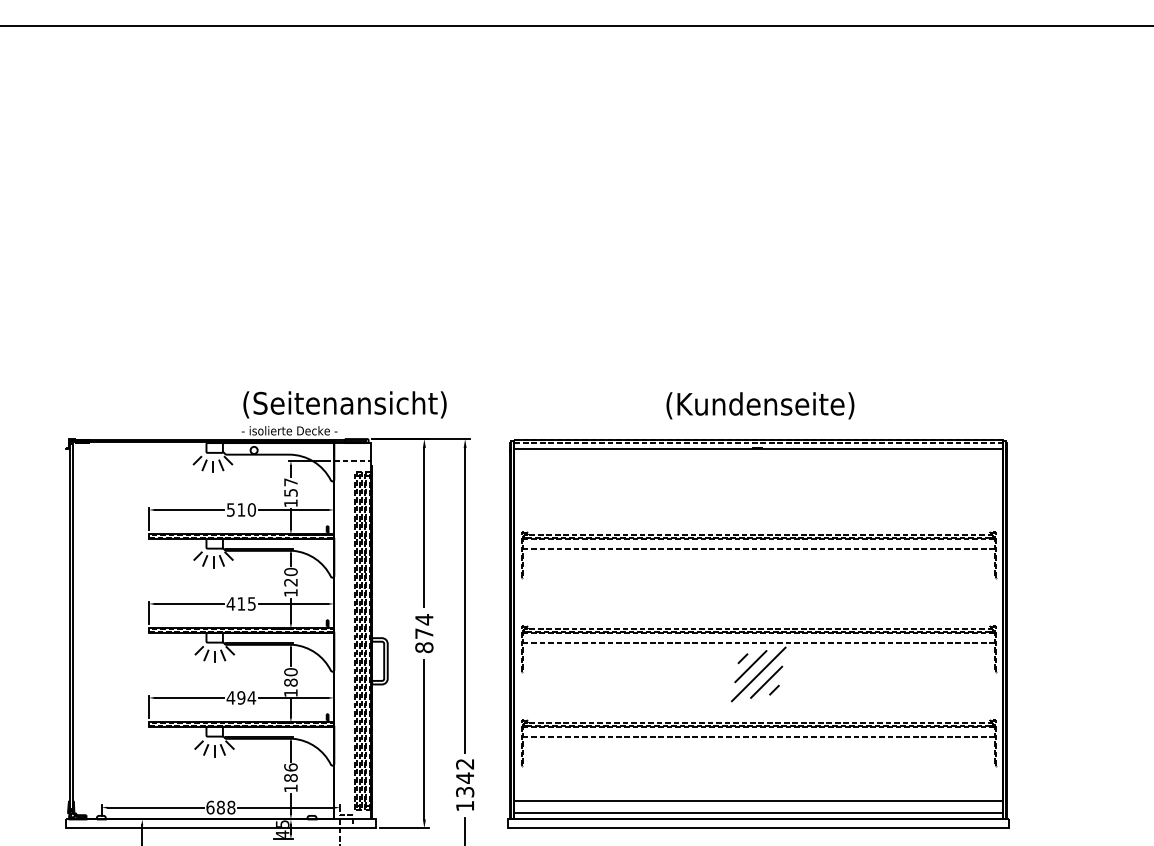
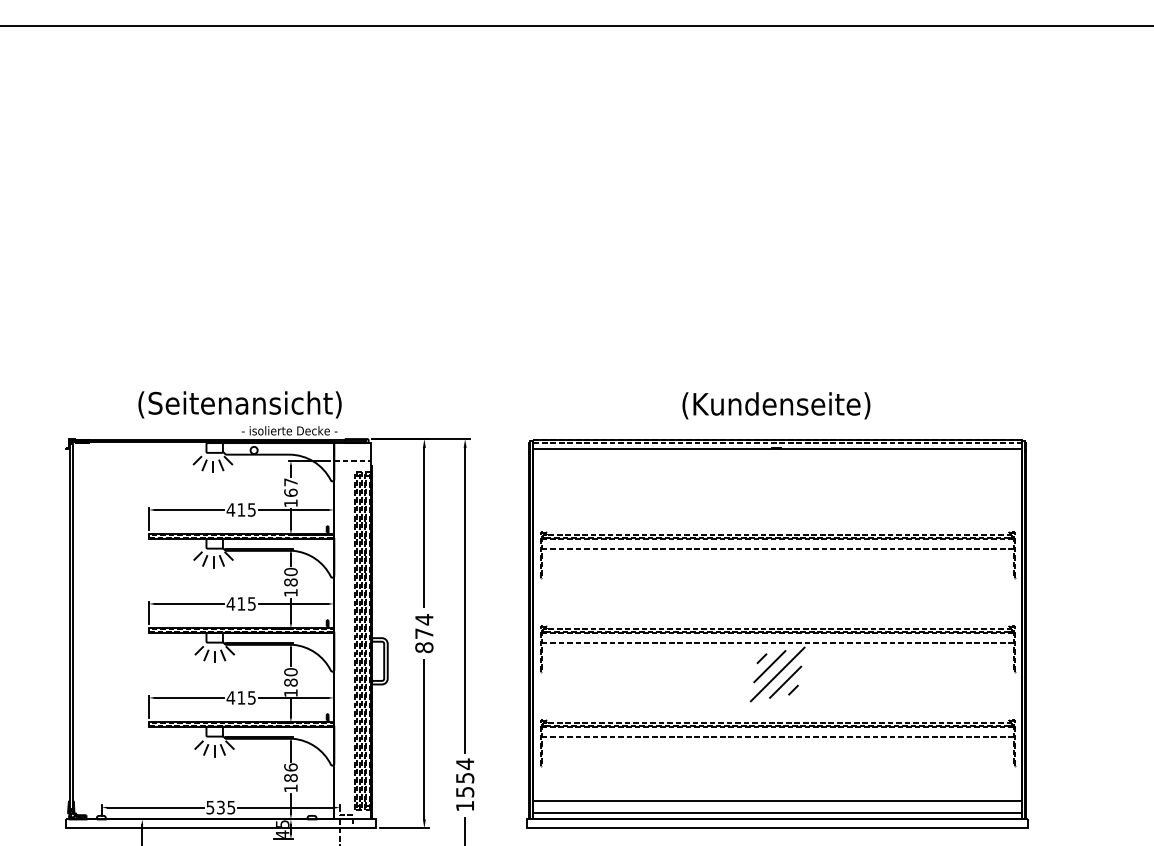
text position: (344, 404) -> (239, 404) (239, 404)
text position: (760, 405) -> (776, 405) (776, 405)
text: 157 -> 167 (290, 492)
text: 510 -> 415 (240, 509)
text: 120 -> 180 (290, 582)
part position: (758, 633) -> (777, 633) (777, 633)
text: 494 -> 415 (246, 697)
text: 1342 -> 1554 (465, 777)
text: 688 -> 535 (220, 807)
